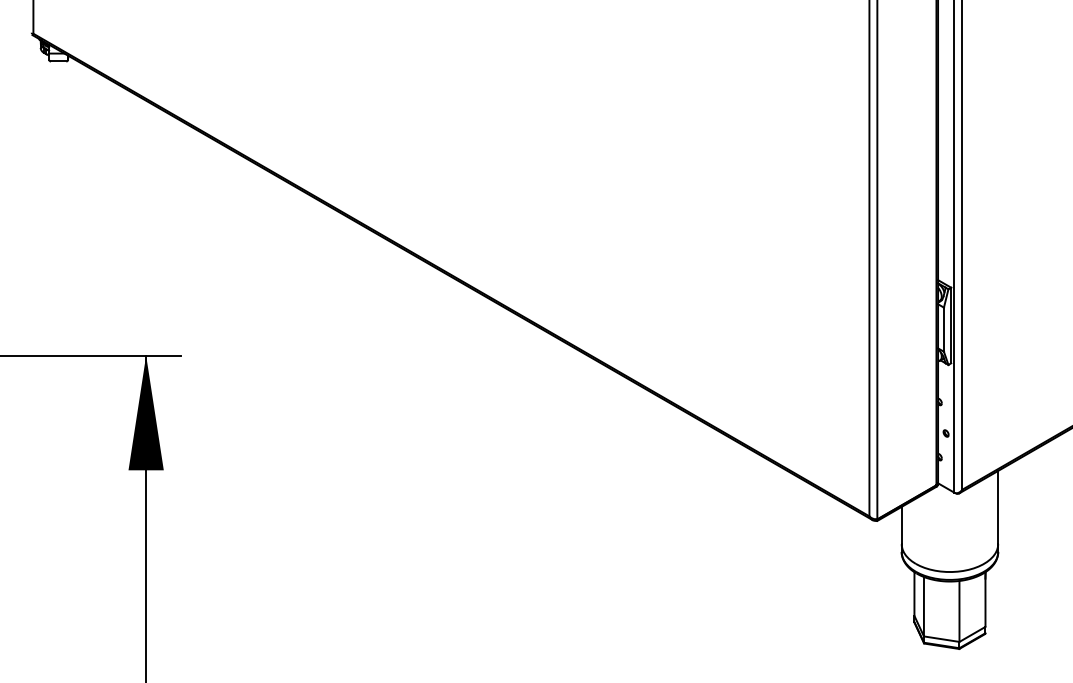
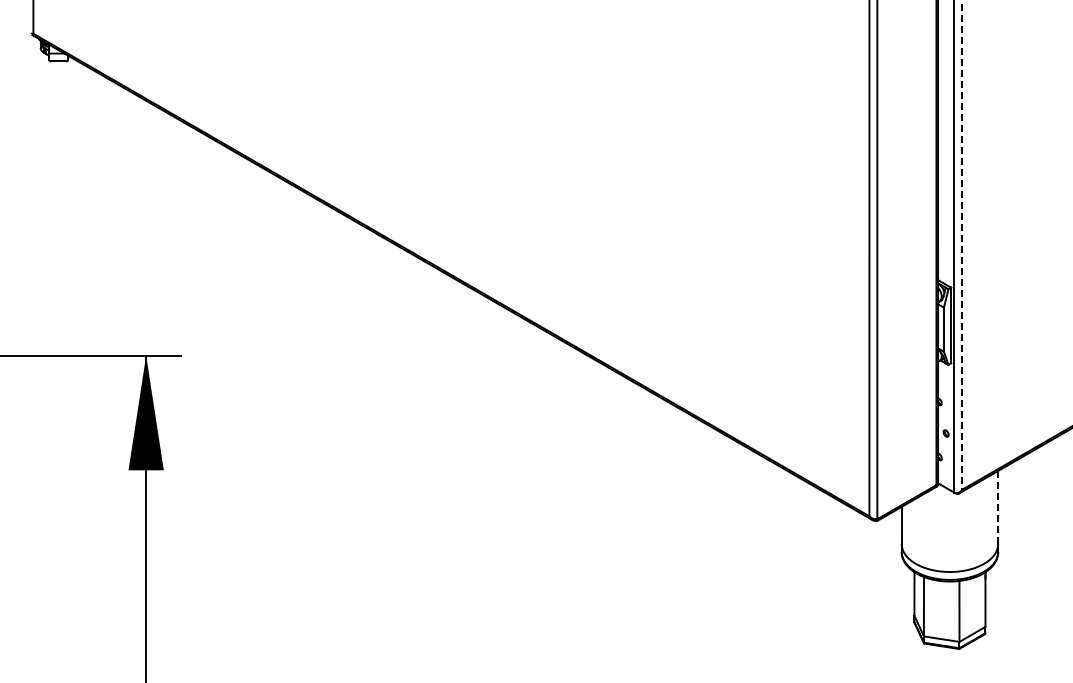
line: solid -> dashed (962, 245)
line: solid -> dashed (998, 507)
